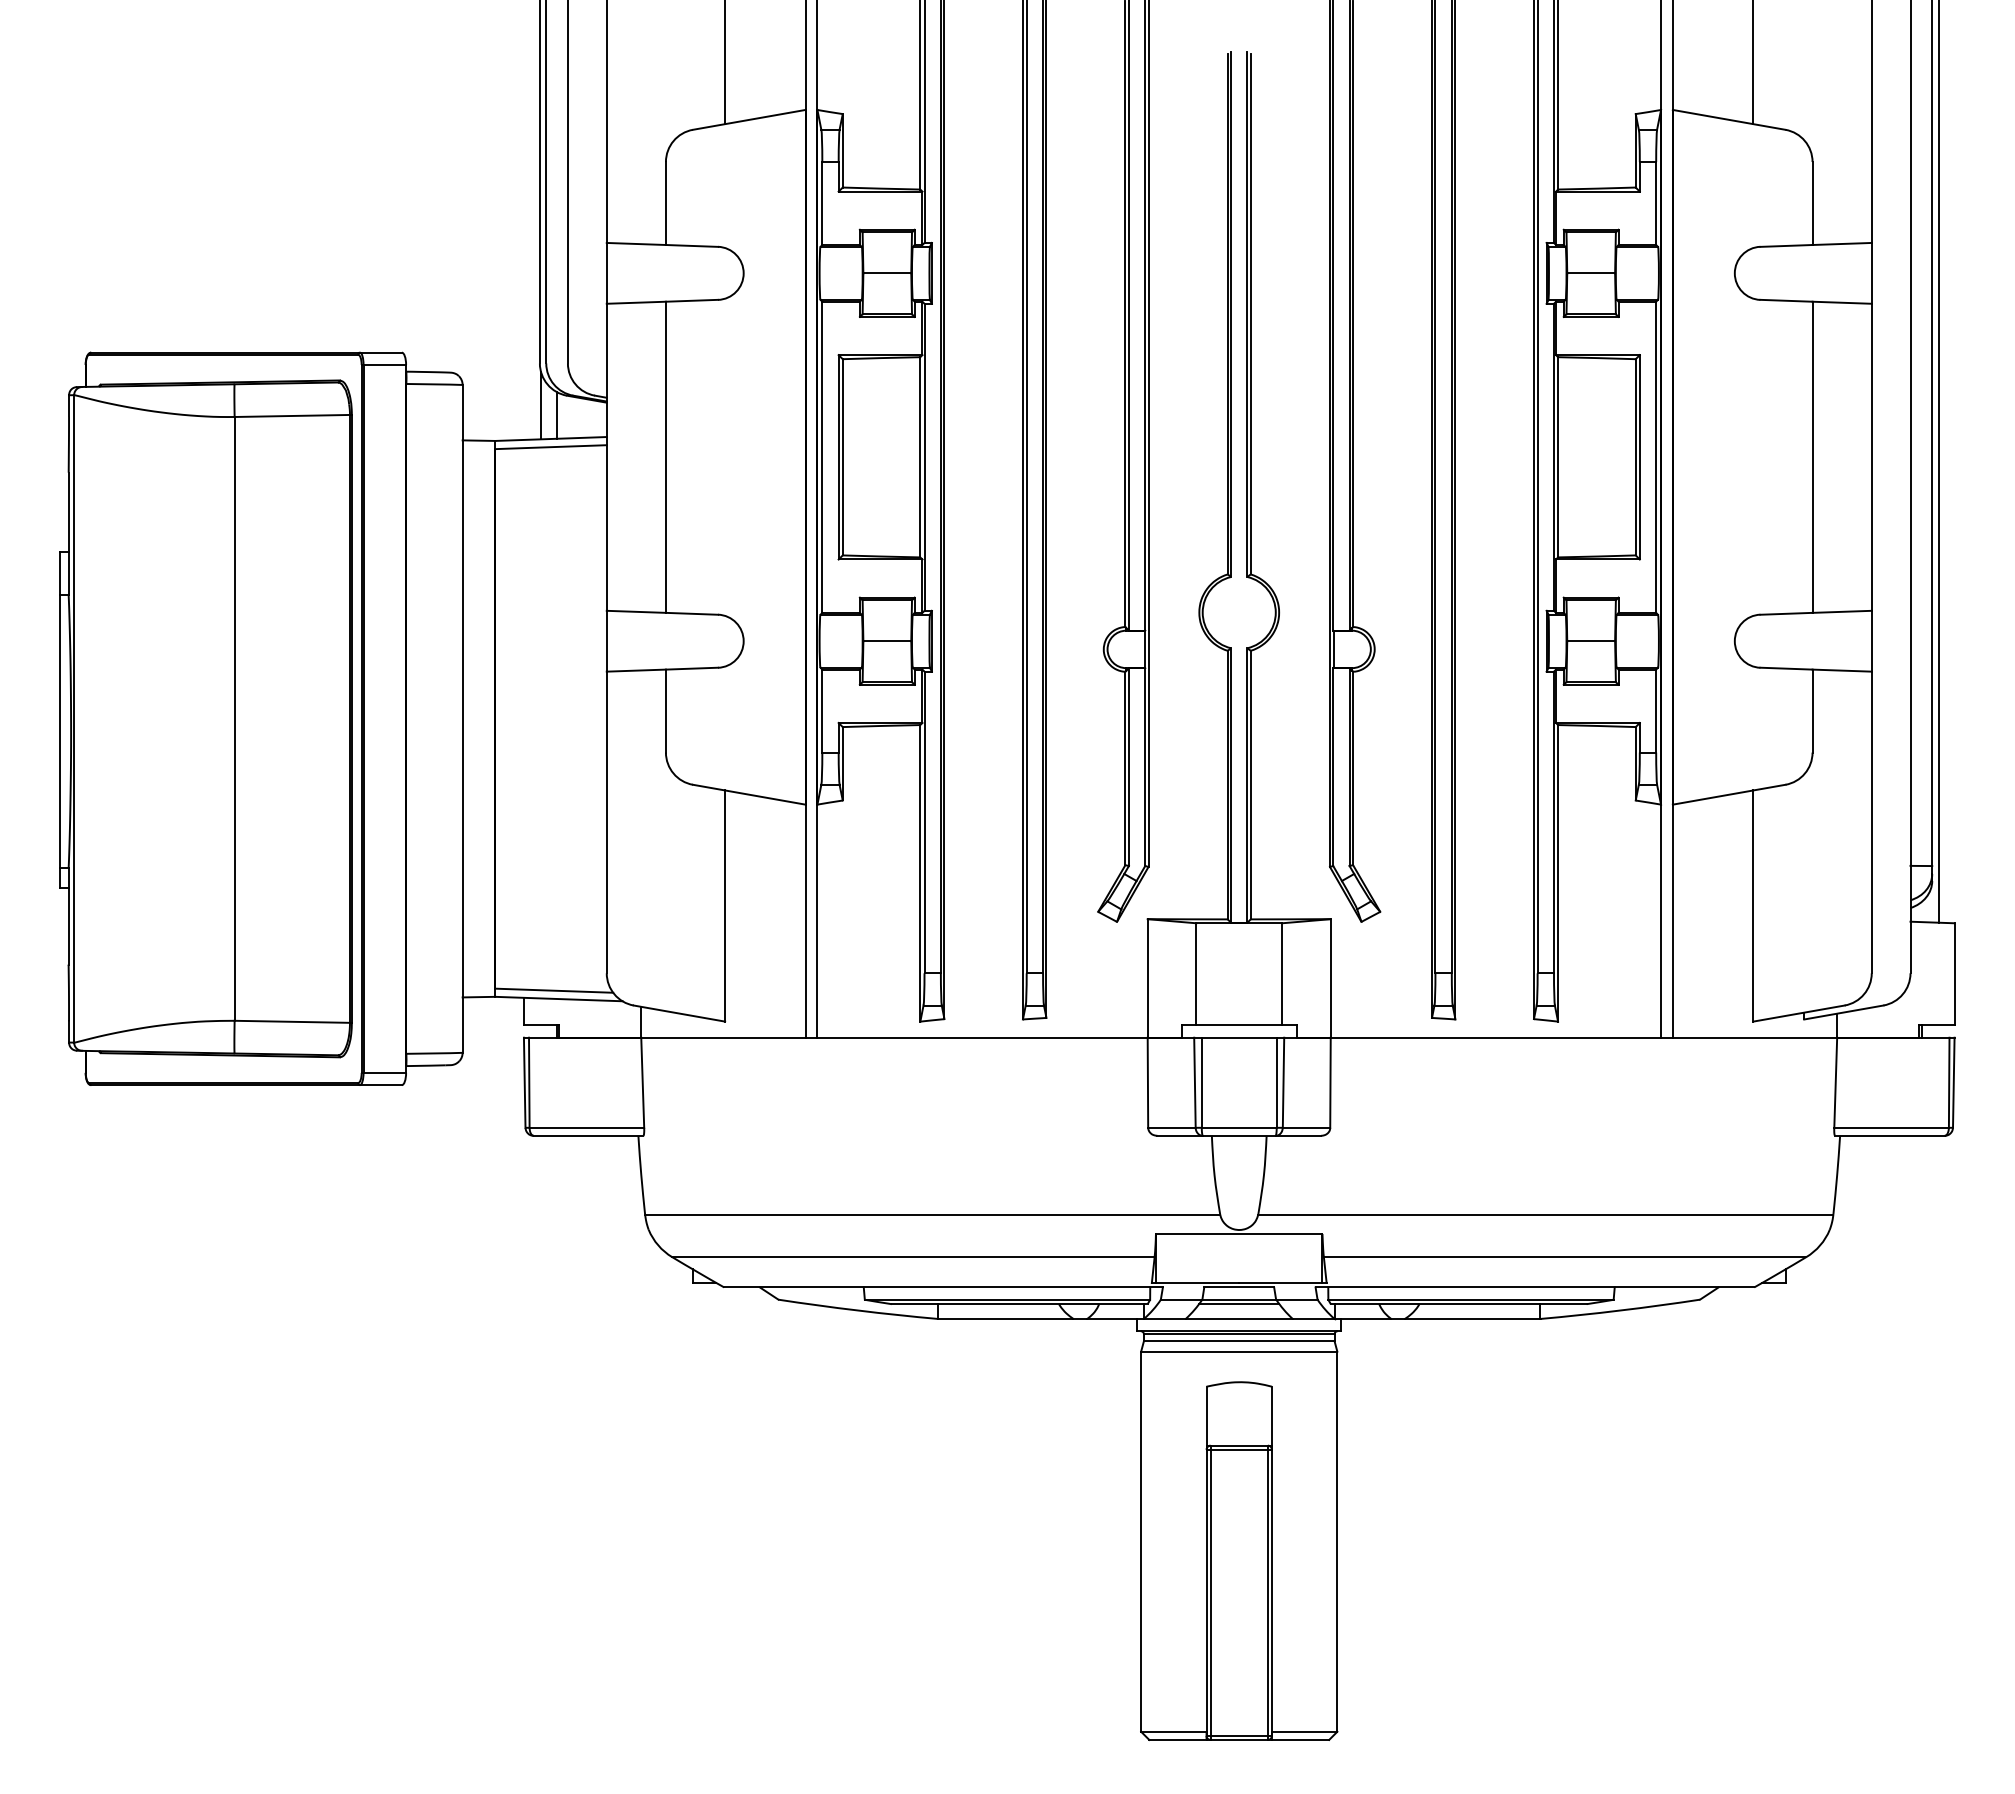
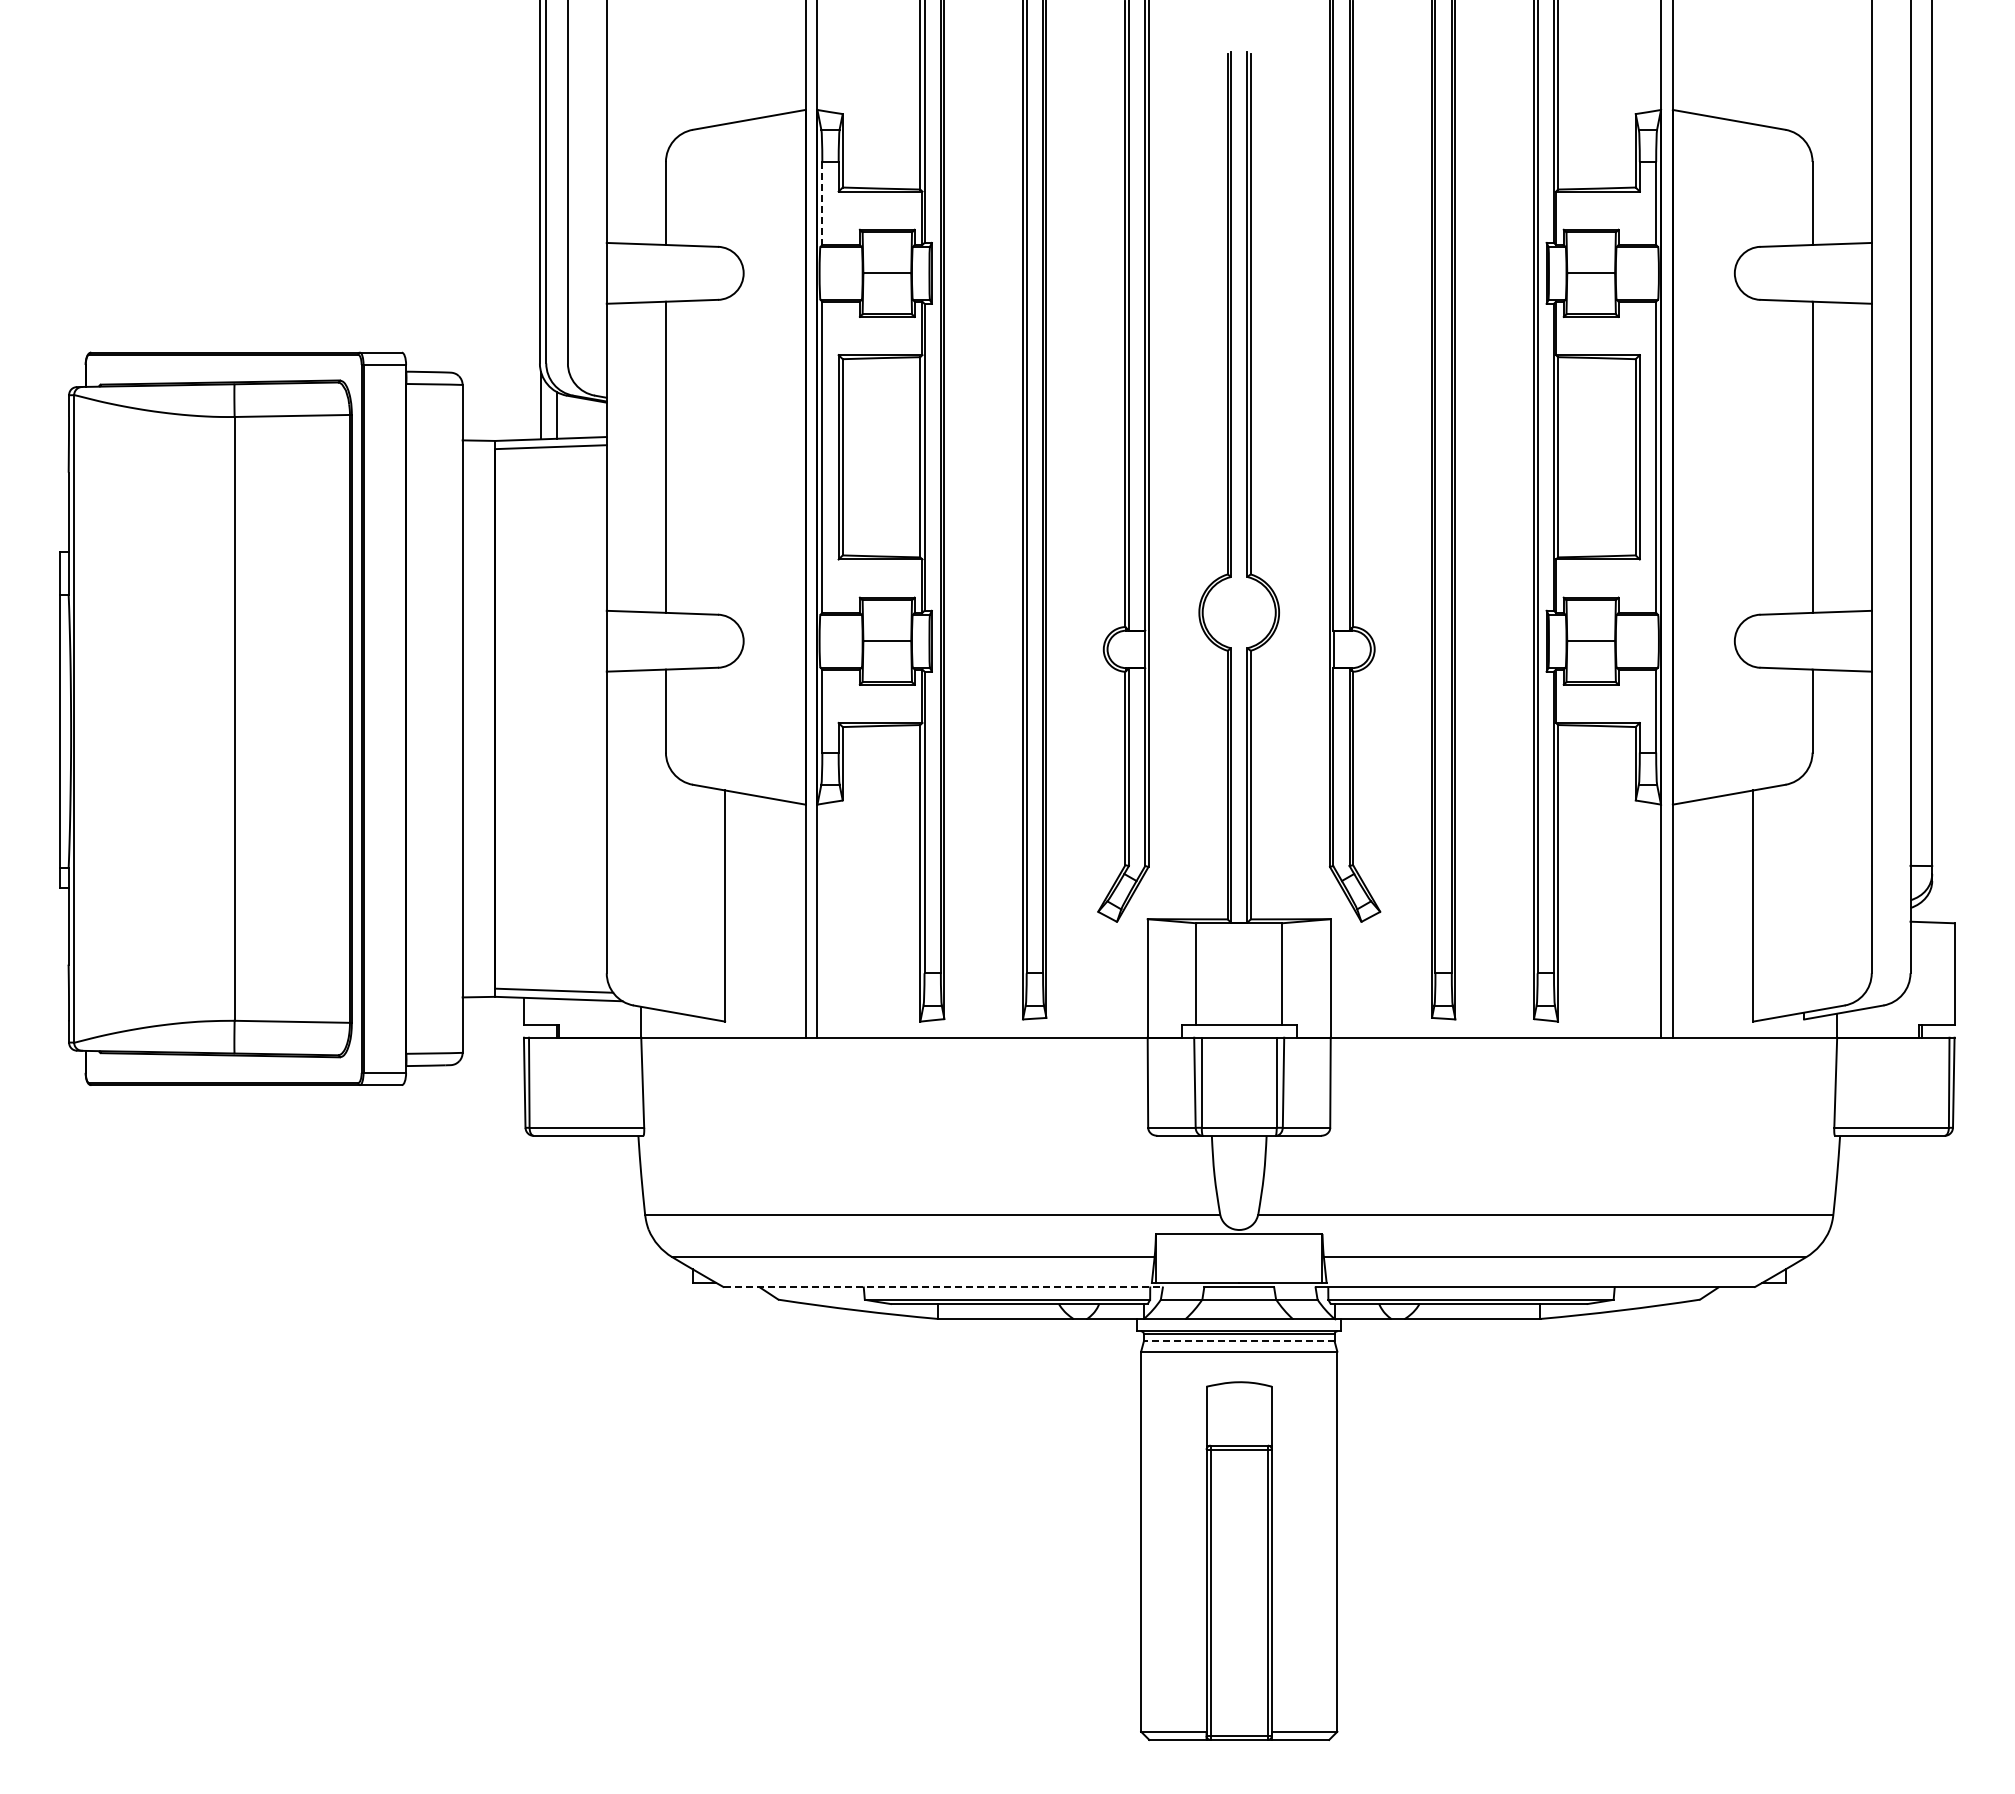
line: present -> none (725, 63)
line: present -> none (1753, 63)
line: solid -> dashed (822, 204)
line: present -> none (1938, 462)
line: solid -> dashed (944, 1287)
line: present -> none (1239, 1304)
line: solid -> dashed (1238, 1340)
